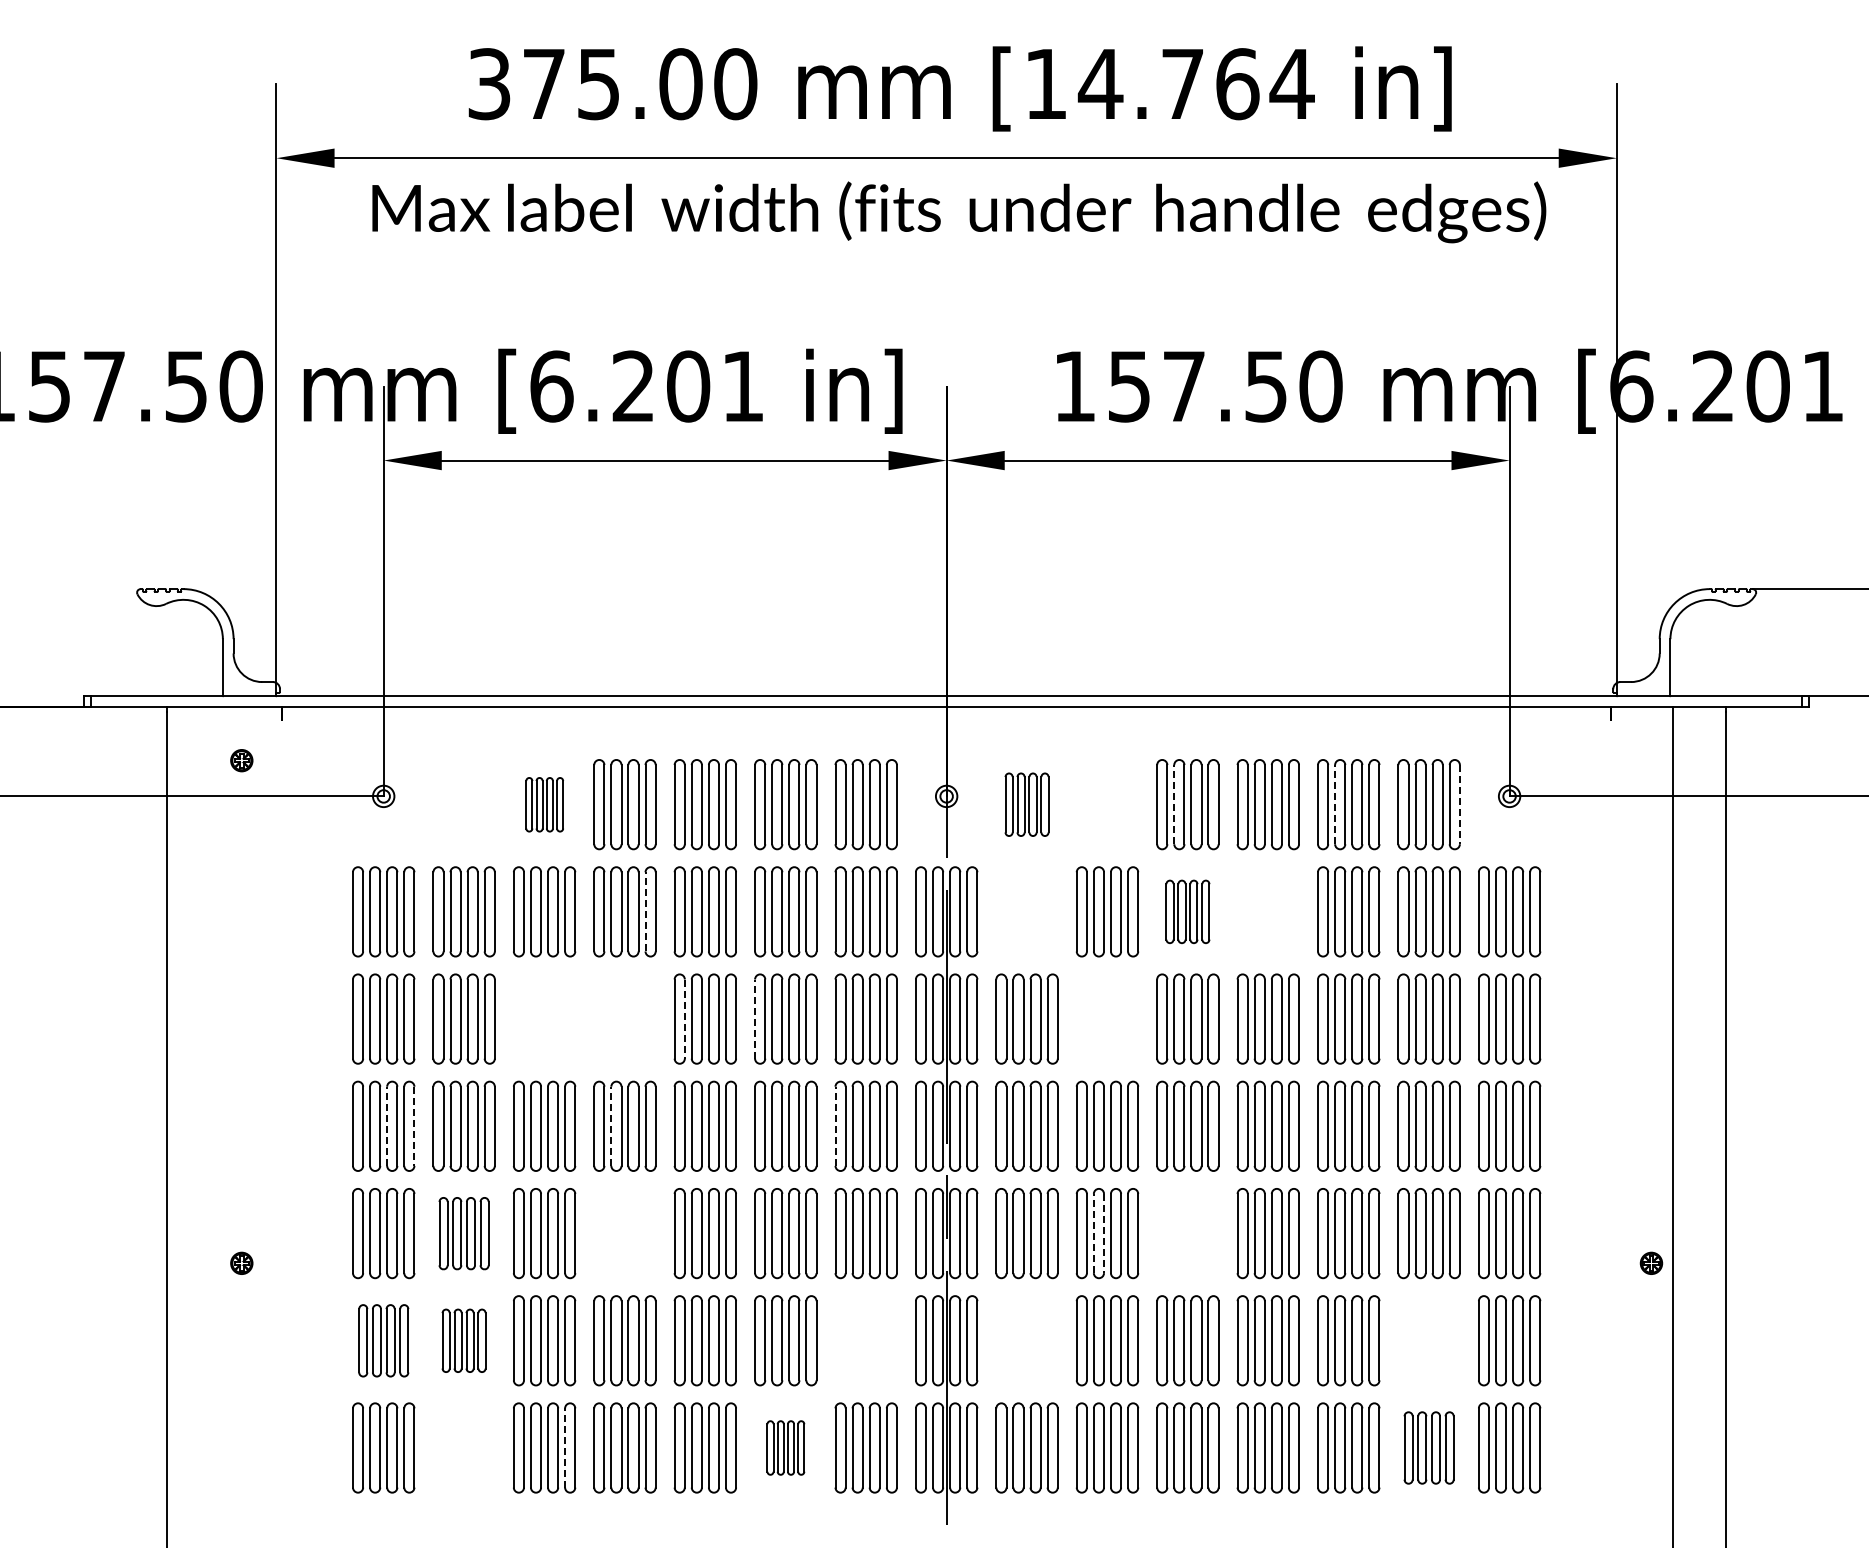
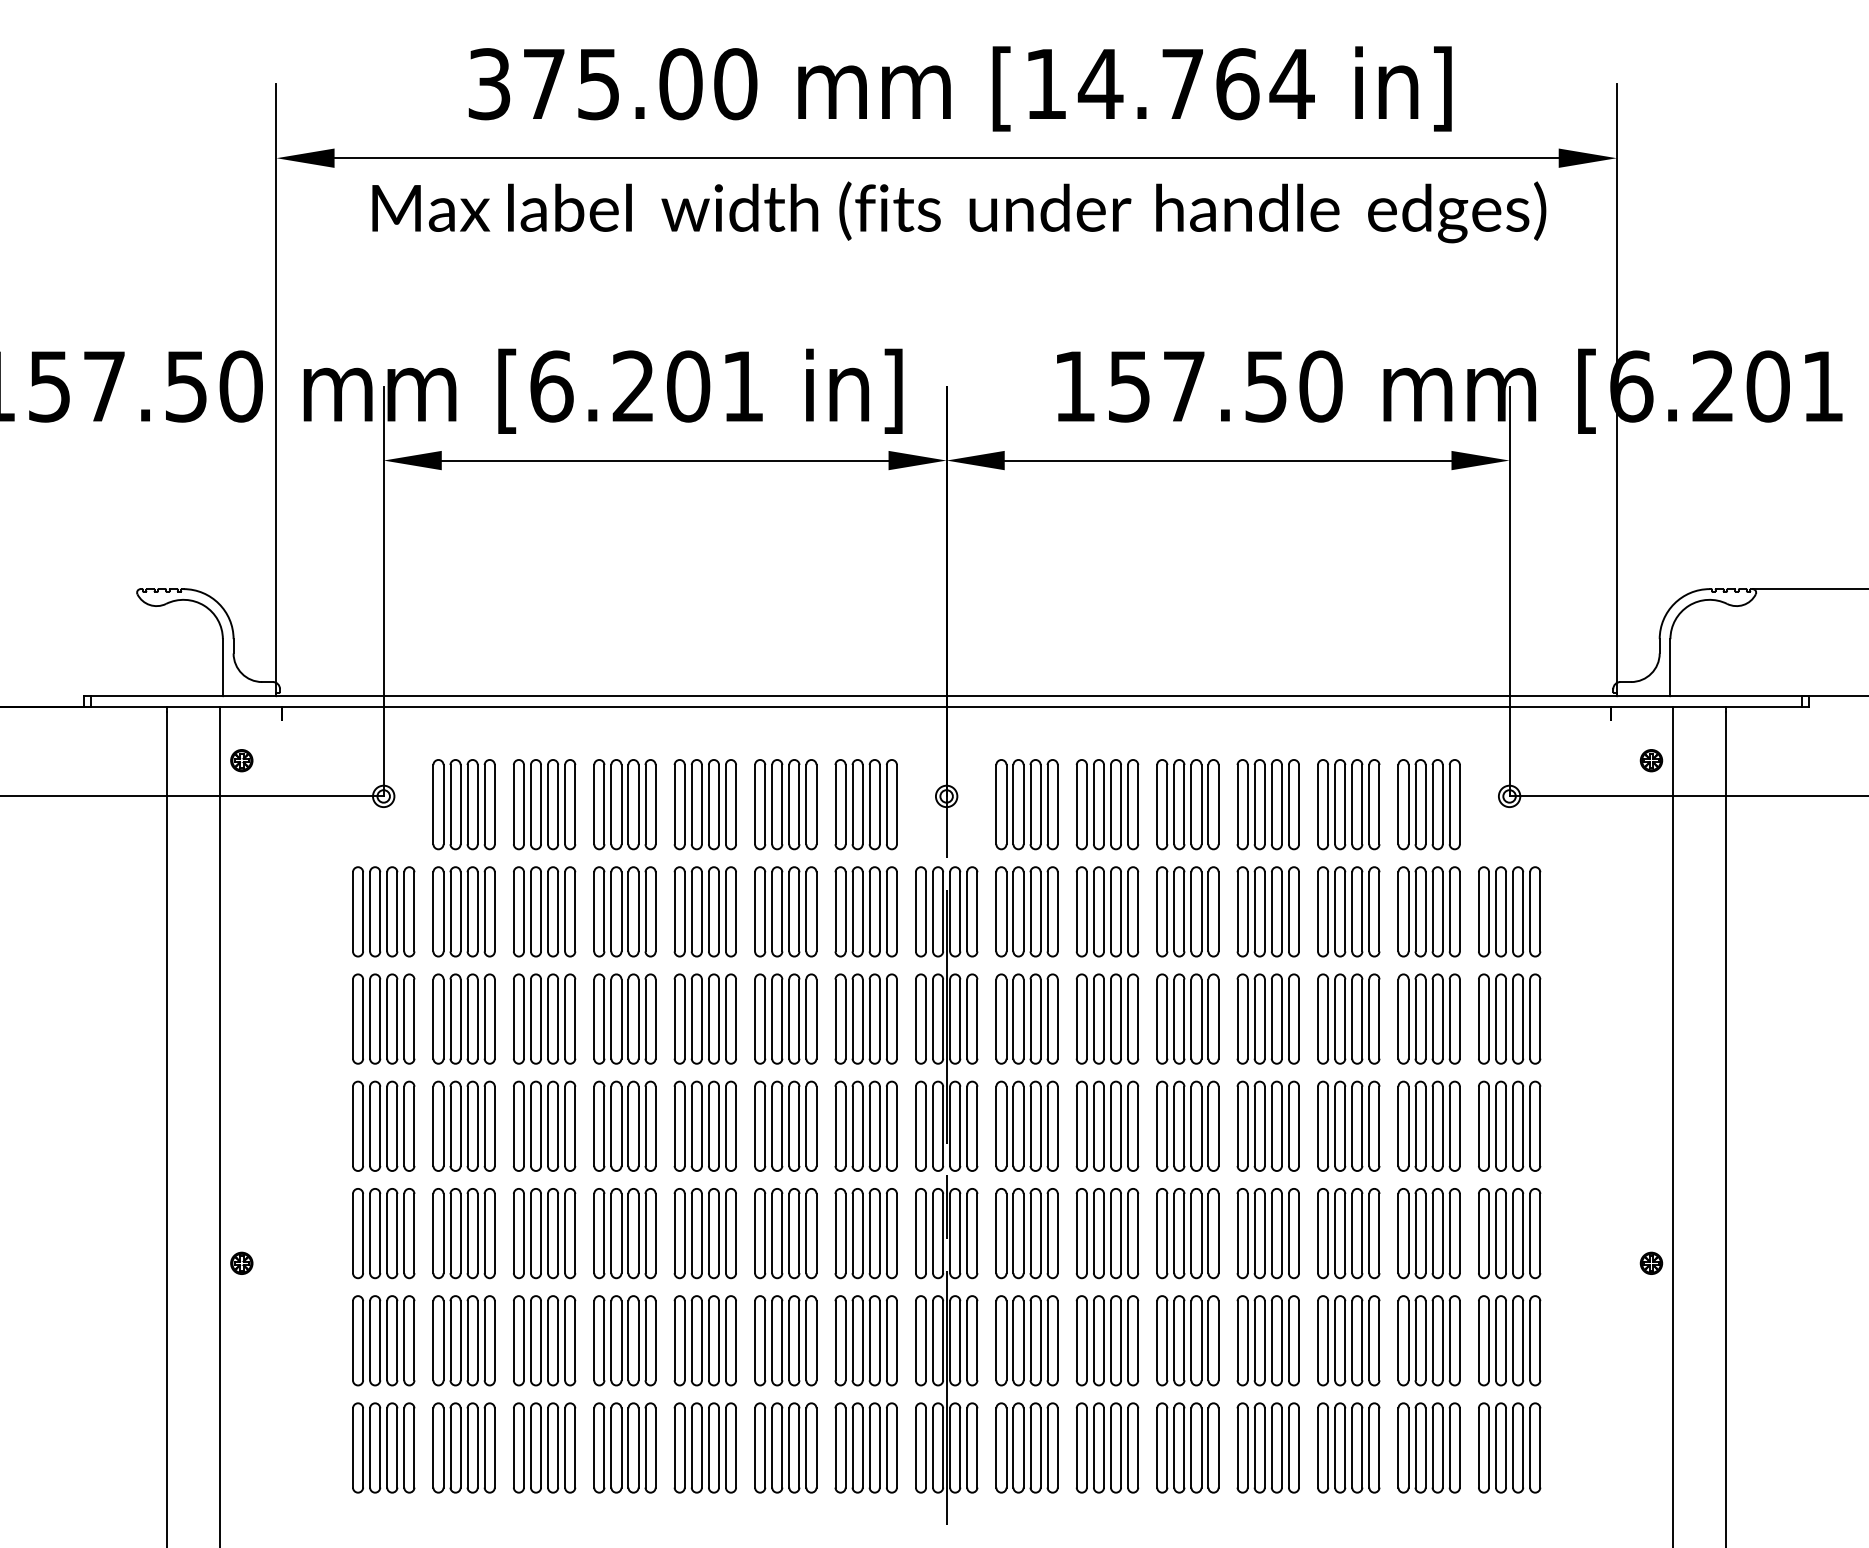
part: none -> present (1651, 760)
part: none -> present (463, 804)
part size: 39x56 px -> 64x92 px (544, 804)
part size: 46x65 px -> 64x92 px (1026, 804)
part: none -> present (1107, 804)
line: dashed -> solid (1174, 804)
line: dashed -> solid (1335, 804)
line: dashed -> solid (1459, 804)
line: dashed -> solid (645, 911)
part: none -> present (1026, 911)
part size: 46x65 px -> 64x92 px (1187, 911)
part: none -> present (1267, 911)
part: none -> present (544, 1018)
part: none -> present (624, 1018)
part: none -> present (1107, 1018)
line: dashed -> solid (684, 1019)
line: dashed -> solid (755, 1019)
line: none -> present (220, 1125)
line: dashed -> solid (387, 1126)
line: dashed -> solid (414, 1126)
line: dashed -> solid (611, 1126)
line: dashed -> solid (835, 1126)
part size: 52x74 px -> 64x92 px (463, 1233)
part: none -> present (624, 1233)
line: dashed -> solid (1093, 1233)
line: dashed -> solid (1104, 1233)
part: none -> present (1187, 1233)
part size: 52x74 px -> 64x92 px (383, 1340)
part size: 46x65 px -> 64x92 px (463, 1340)
part: none -> present (865, 1340)
part: none -> present (1026, 1340)
part: none -> present (1428, 1340)
part: none -> present (463, 1447)
part size: 40x56 px -> 64x92 px (785, 1447)
part size: 52x74 px -> 64x92 px (1428, 1447)
line: dashed -> solid (565, 1448)
